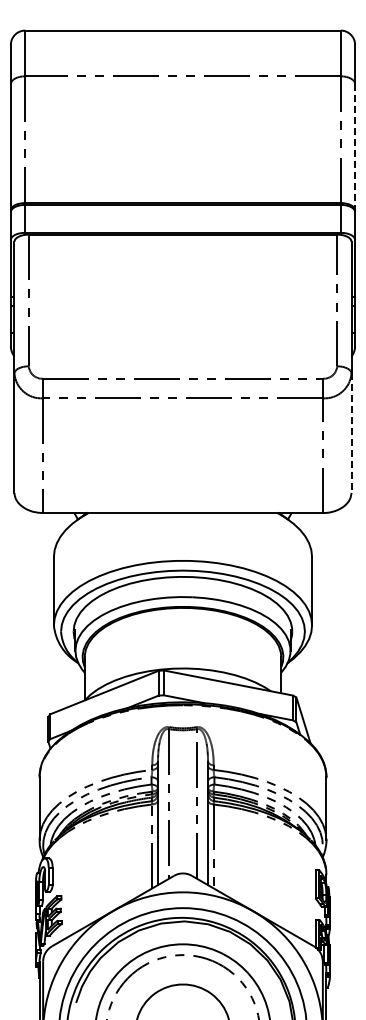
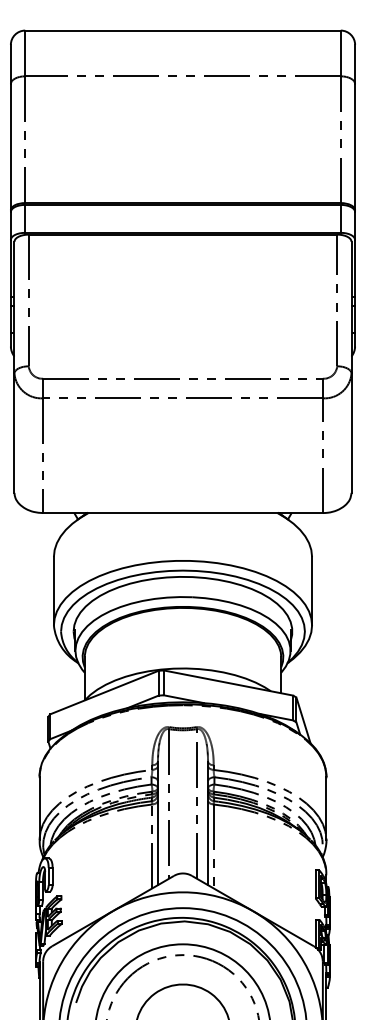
line: dashed -> solid (355, 147)
line: dashed -> solid (351, 433)
